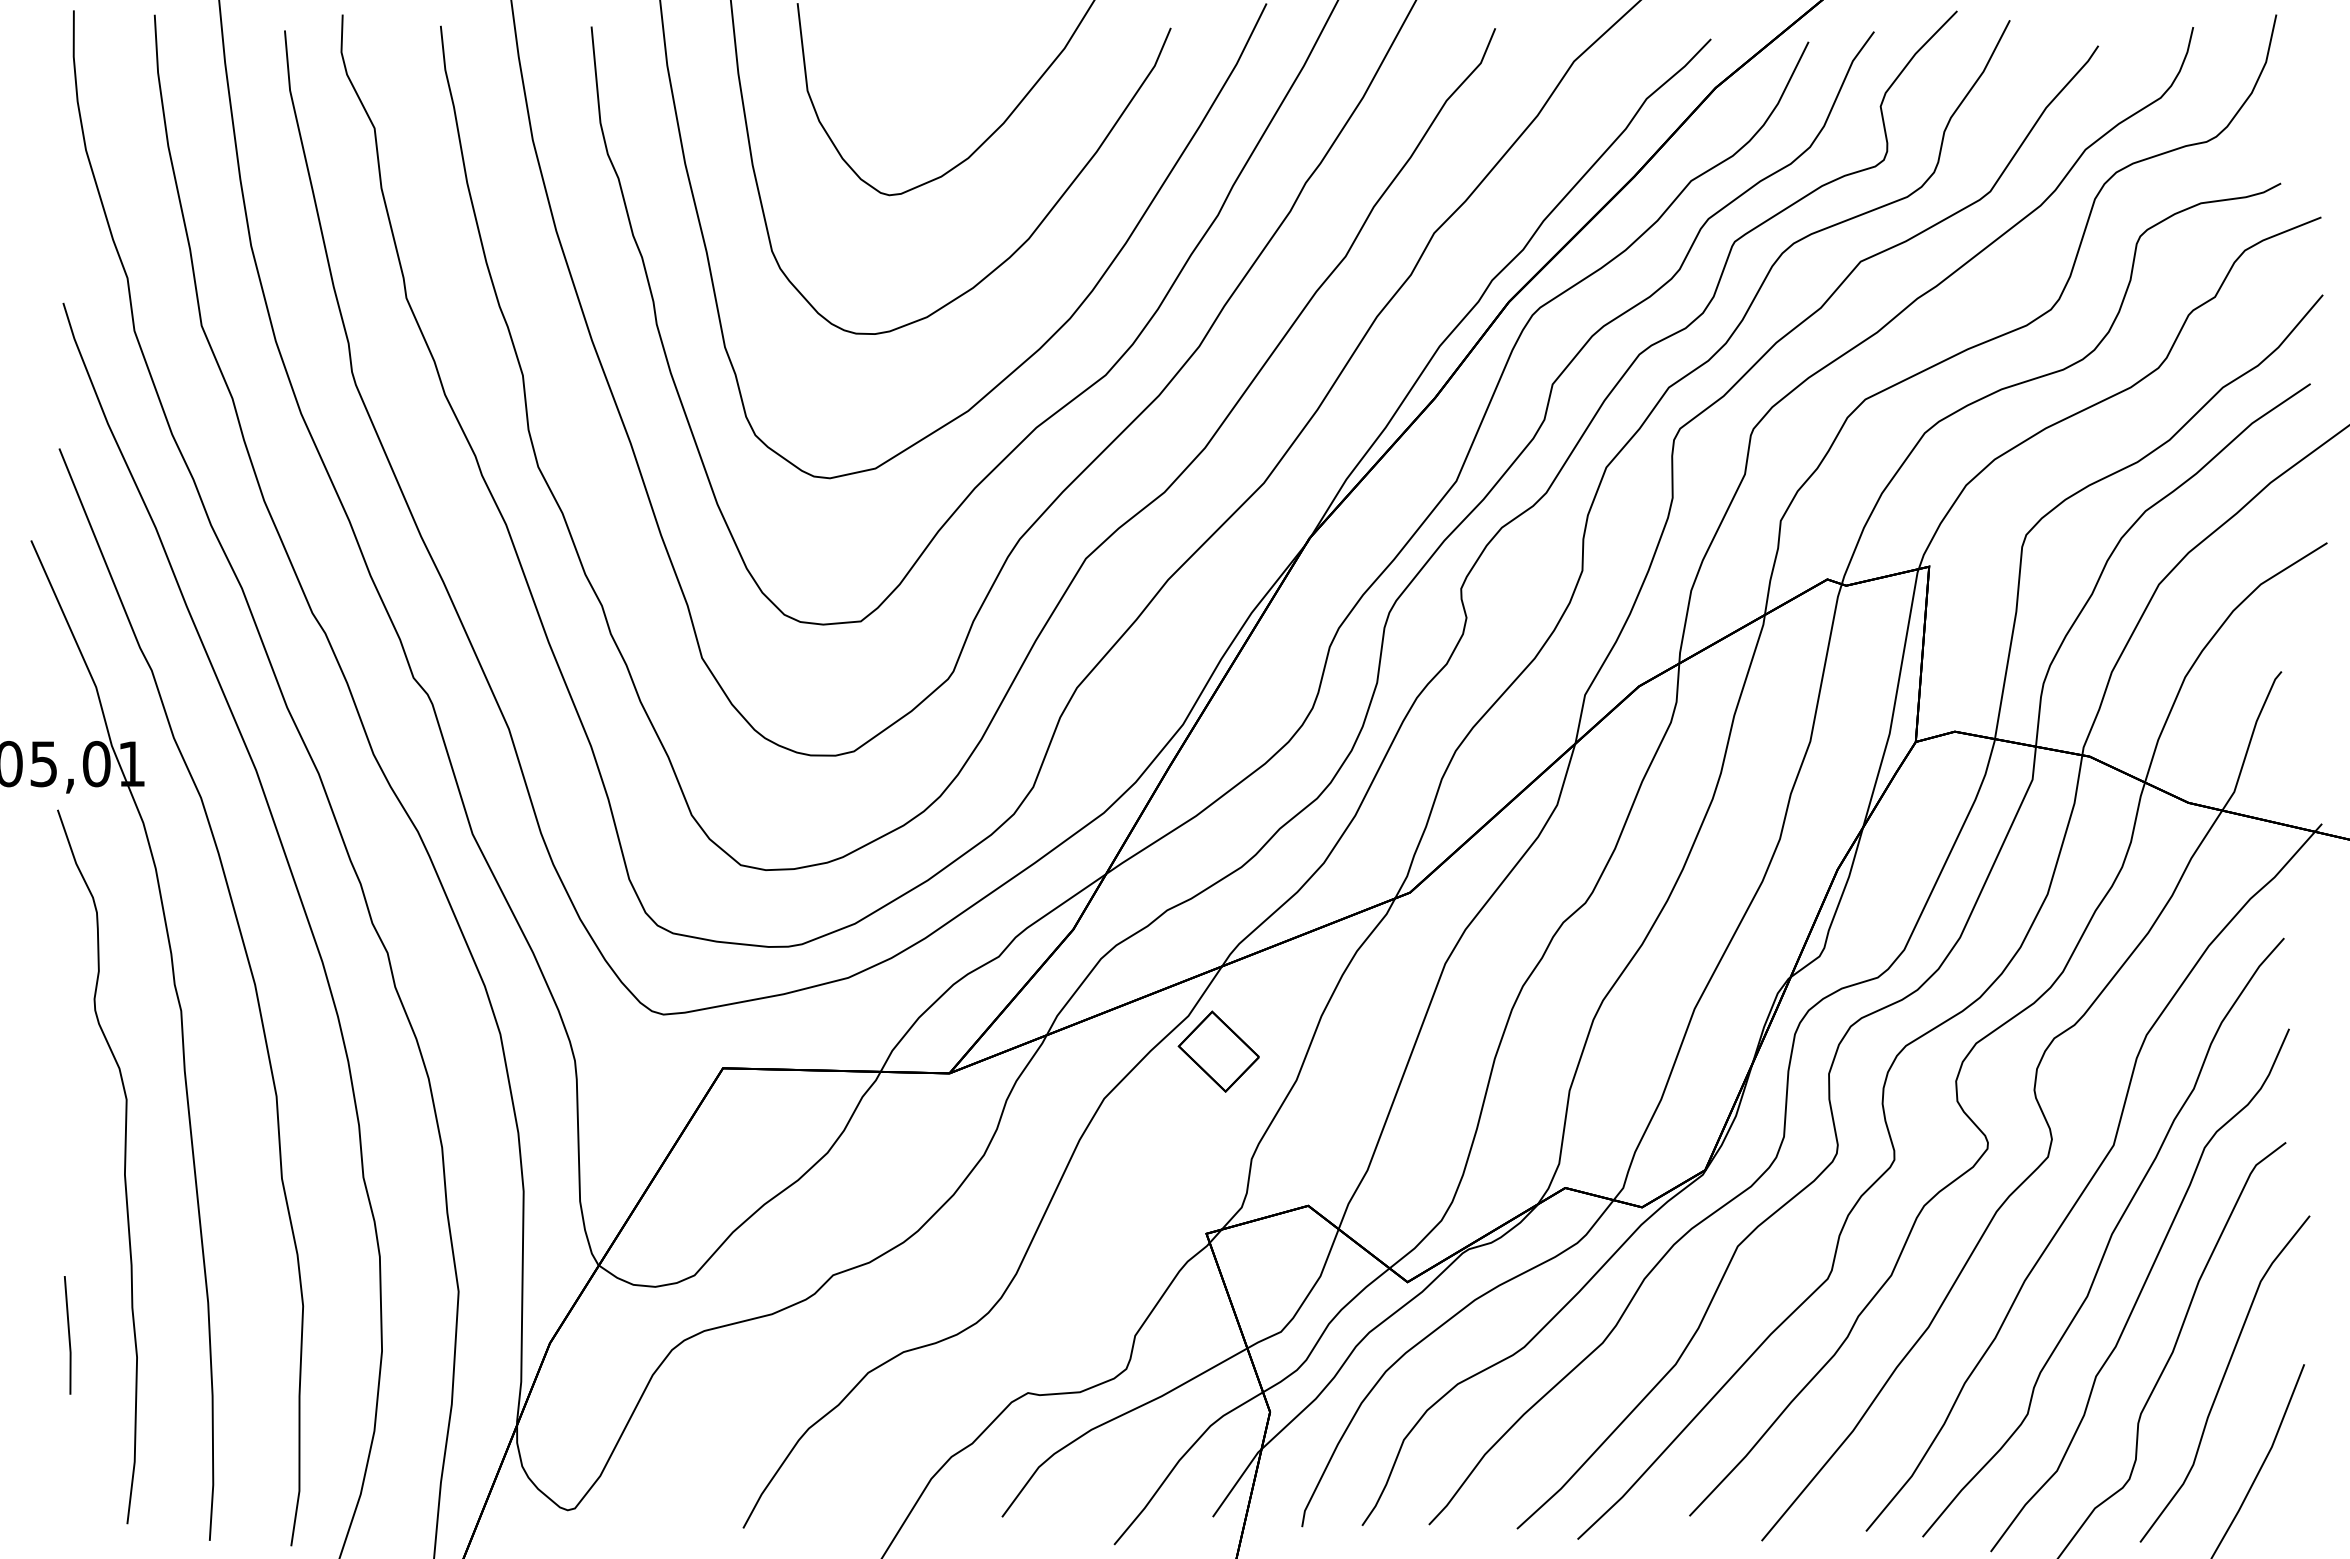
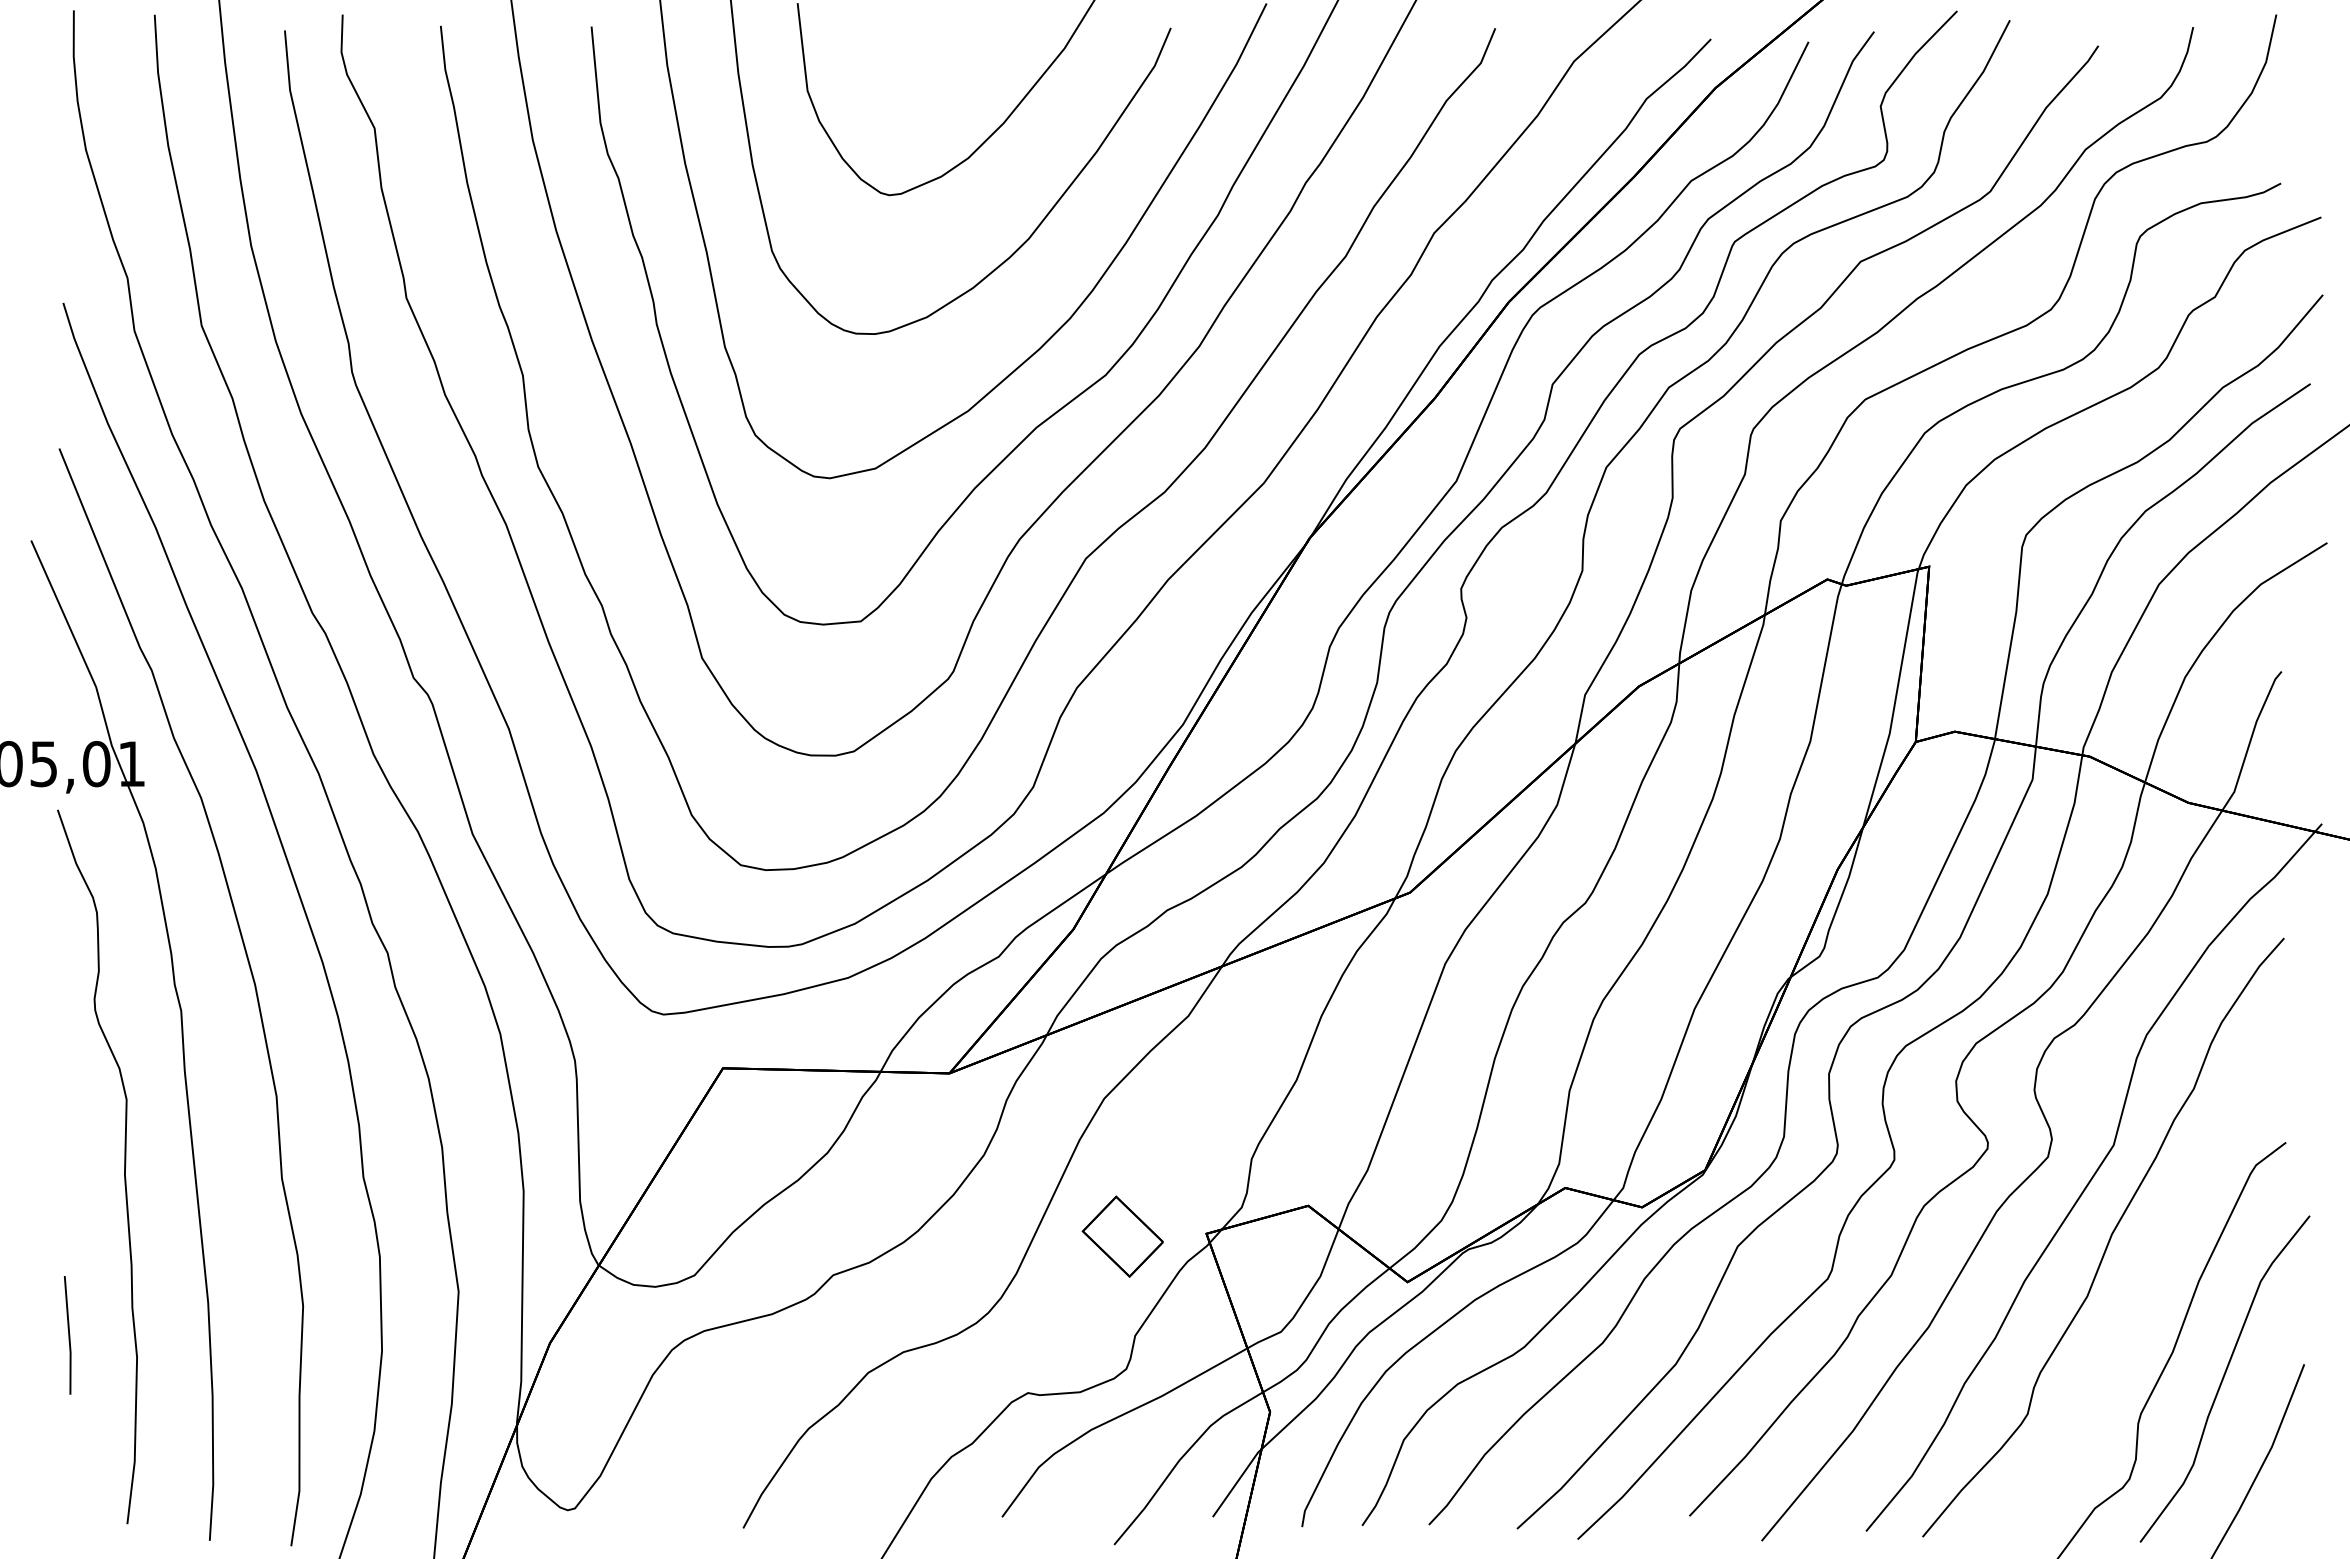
part position: (1218, 1051) -> (1122, 1236) (1122, 1236)
part: present -> none (2139, 1290)
